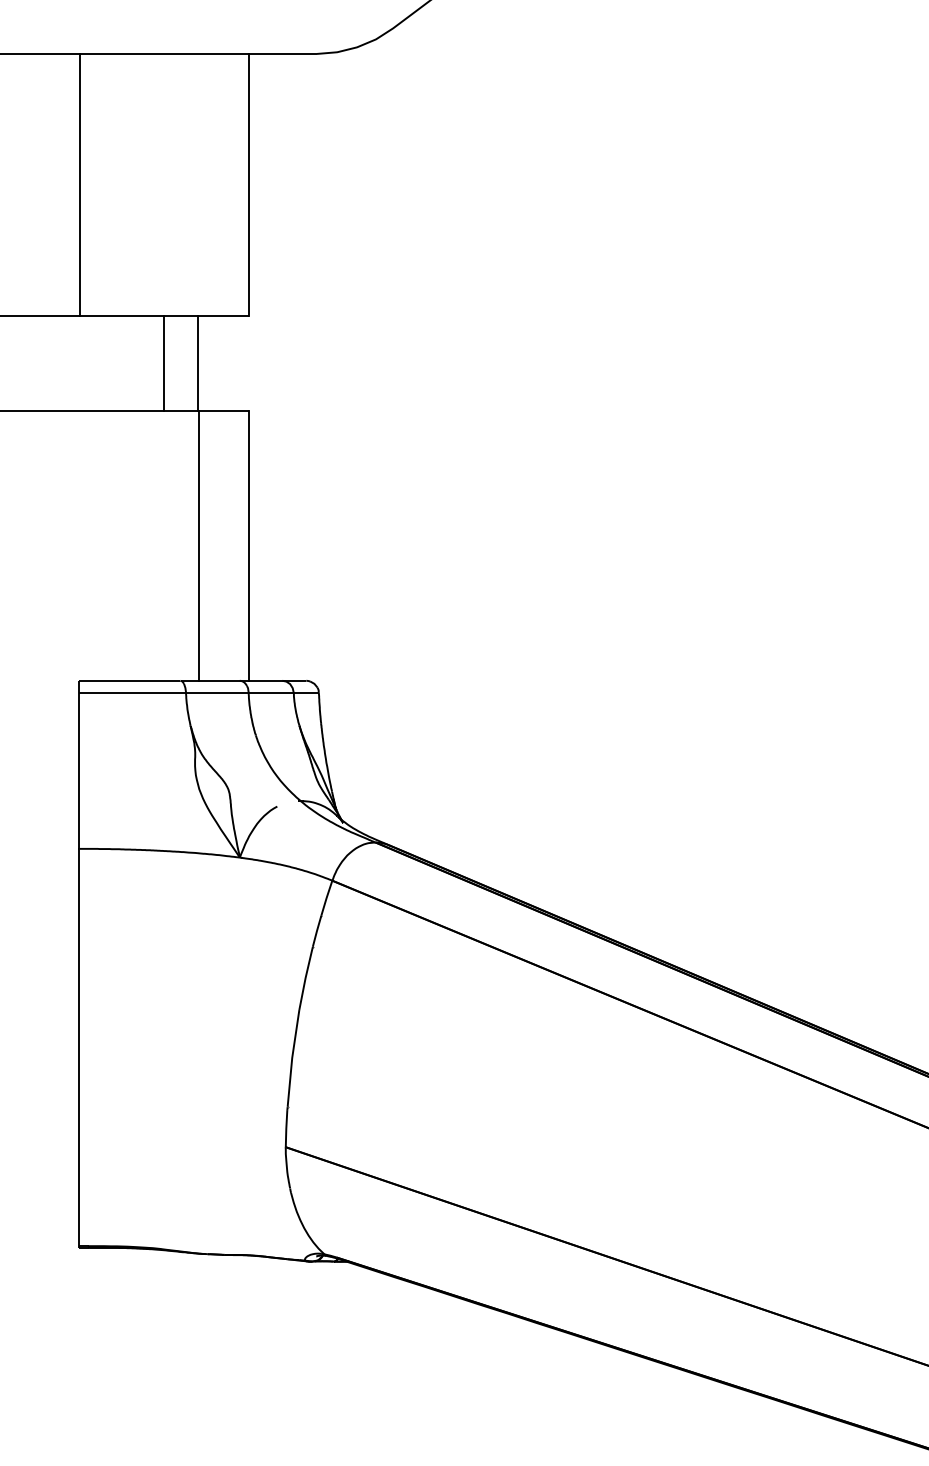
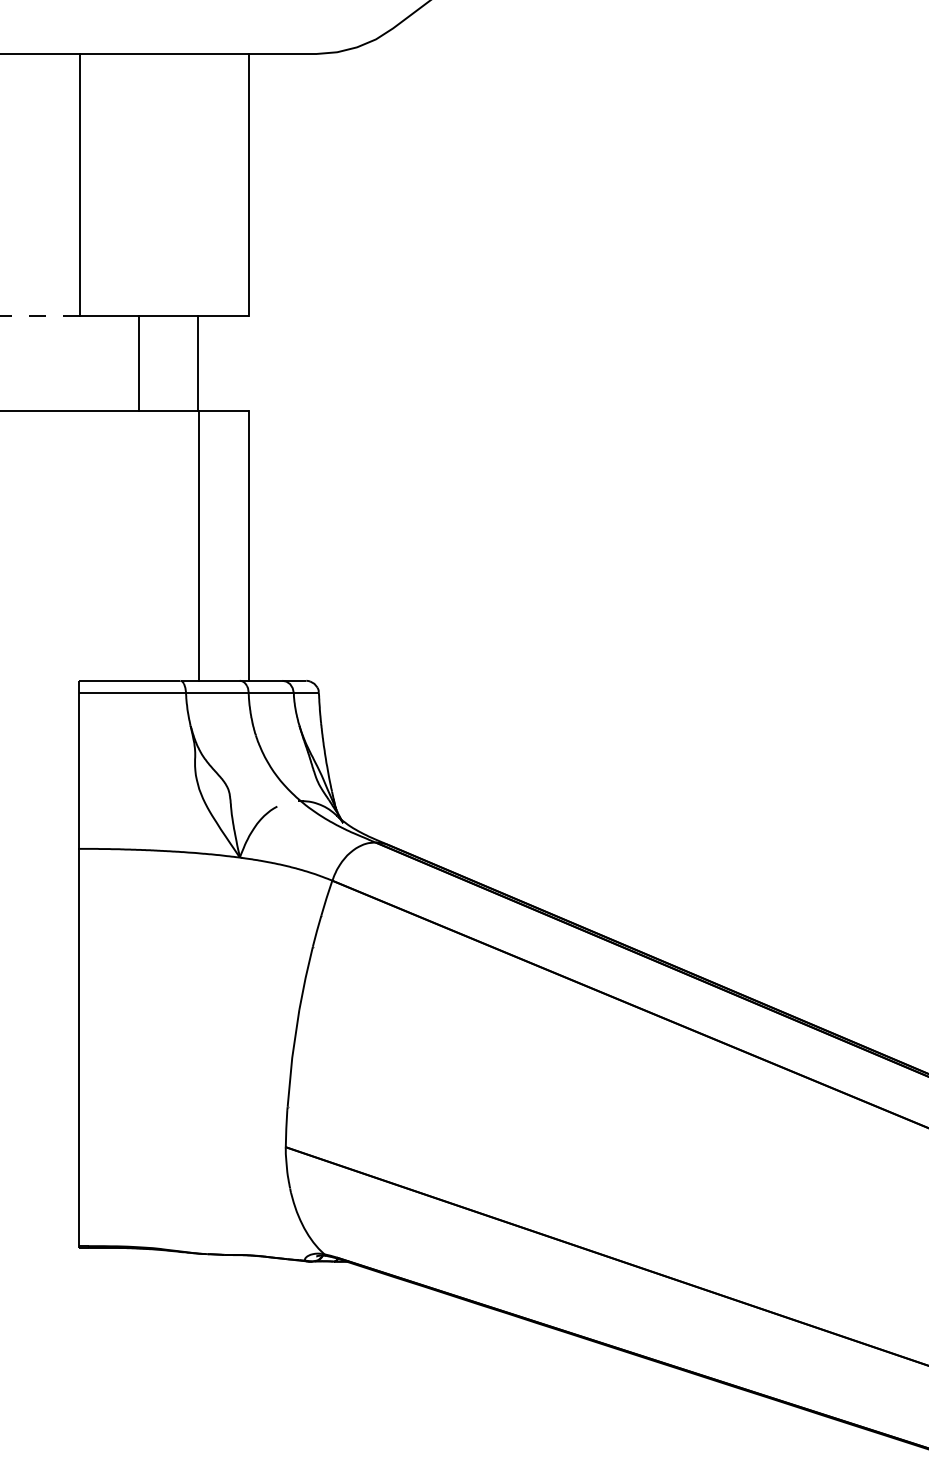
line: solid -> dashed (39, 316)
line position: (163, 363) -> (138, 363) (138, 363)
